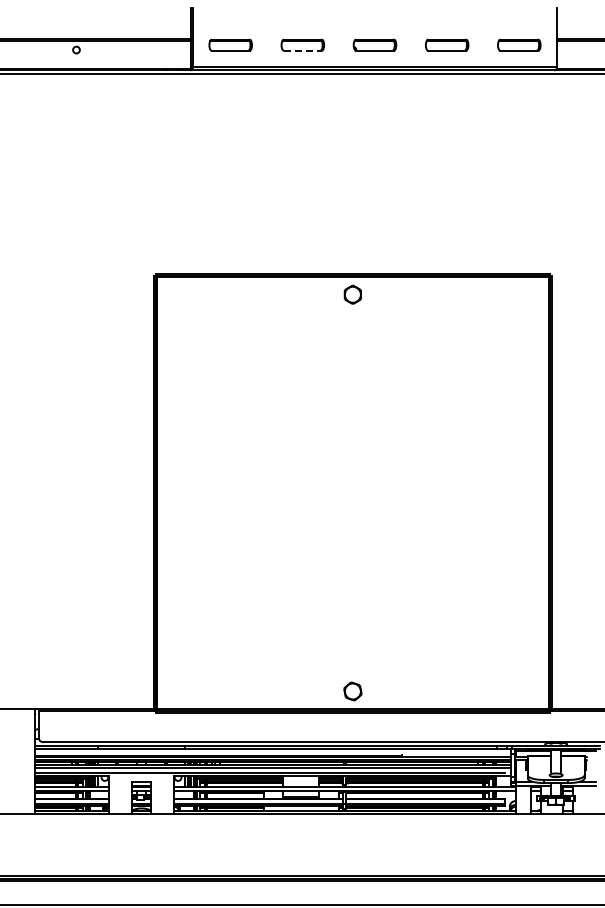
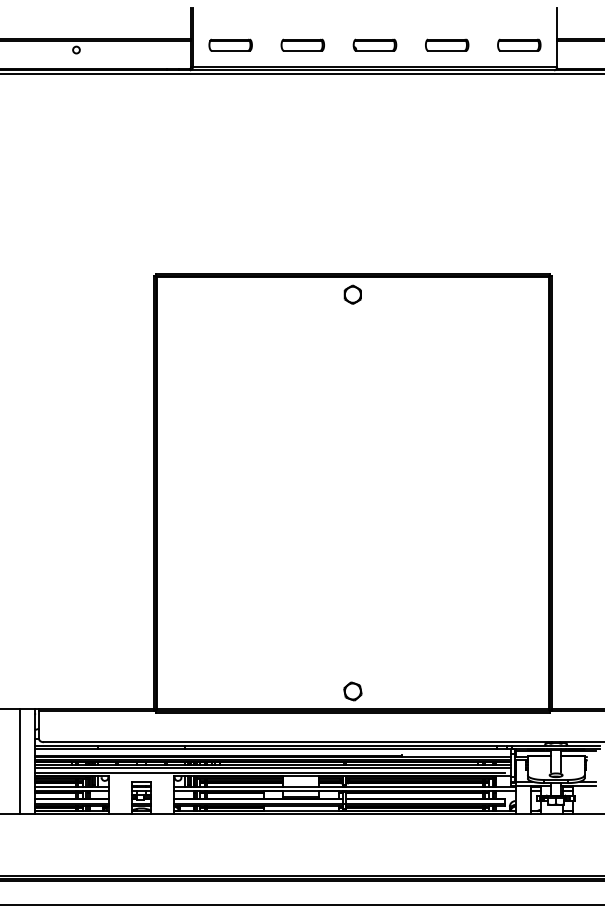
line: dashed -> solid (302, 50)
line: none -> present (20, 761)
